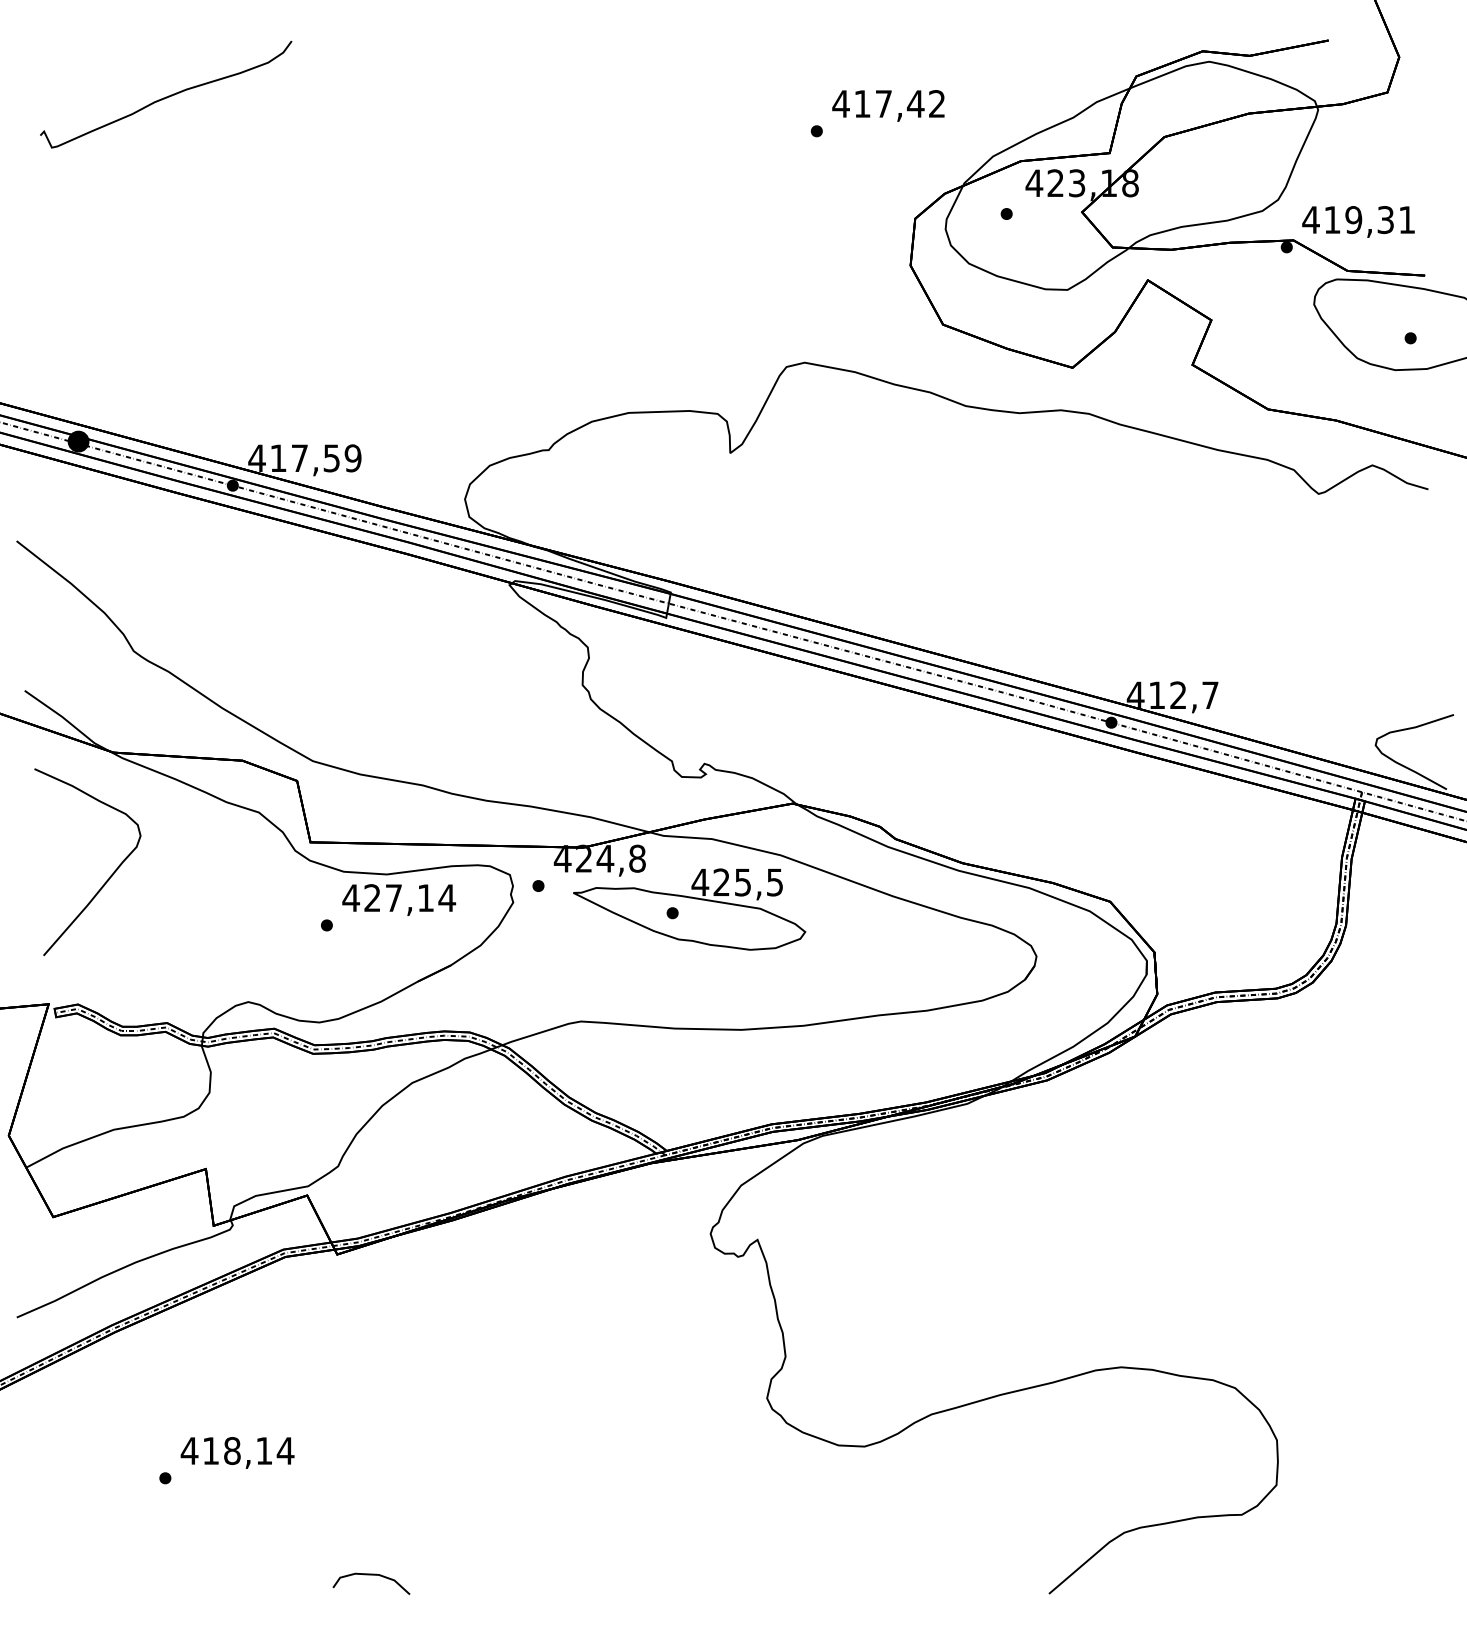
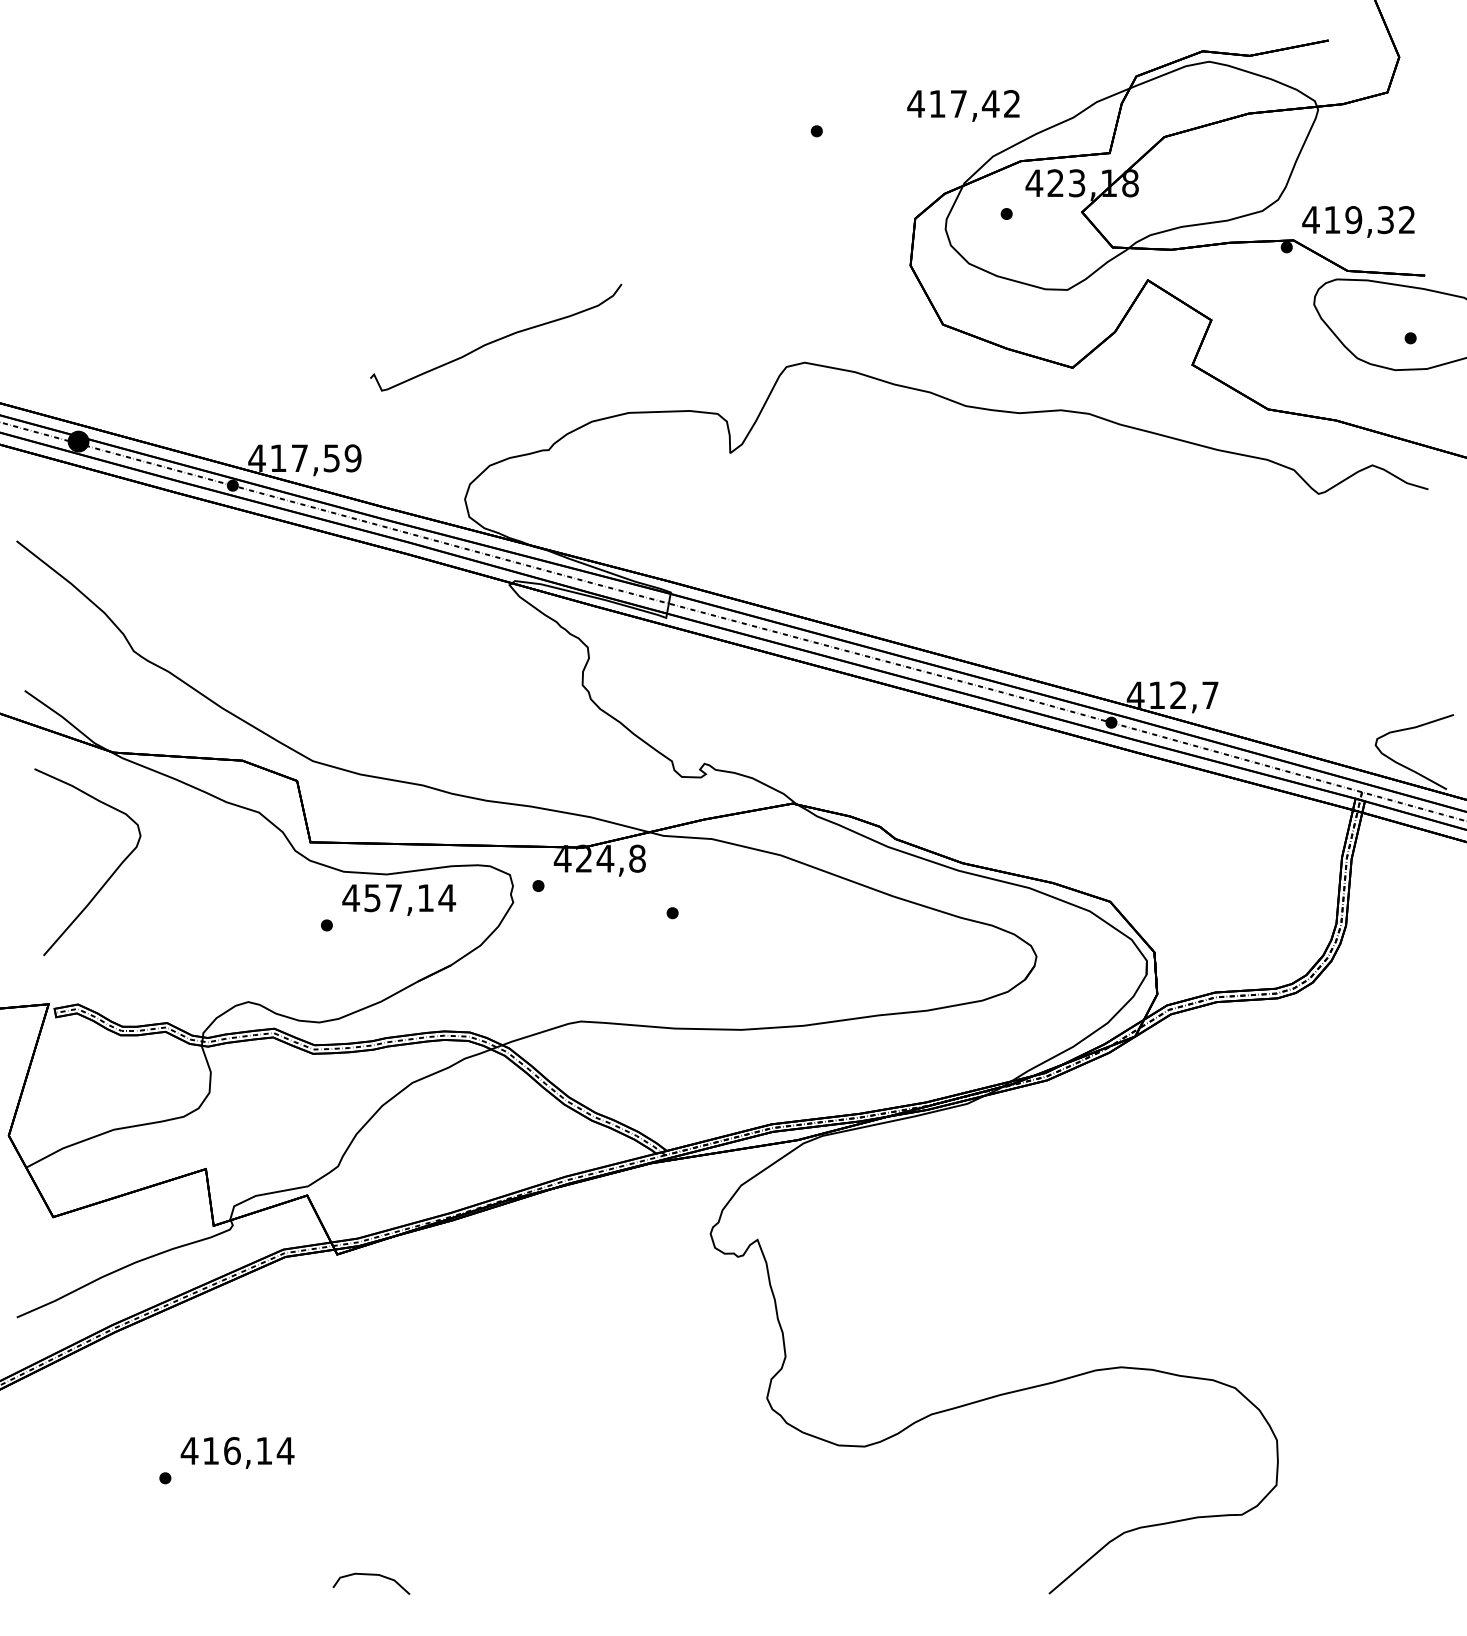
curve position: (166, 96) -> (496, 339) (496, 339)
text position: (888, 105) -> (963, 105) (963, 105)
text: 419,31 -> 419,32 (1406, 219)
text: 427,14 -> 457,14 (372, 898)
part: present -> none (689, 909)
text: 418,14 -> 416,14 (232, 1450)
